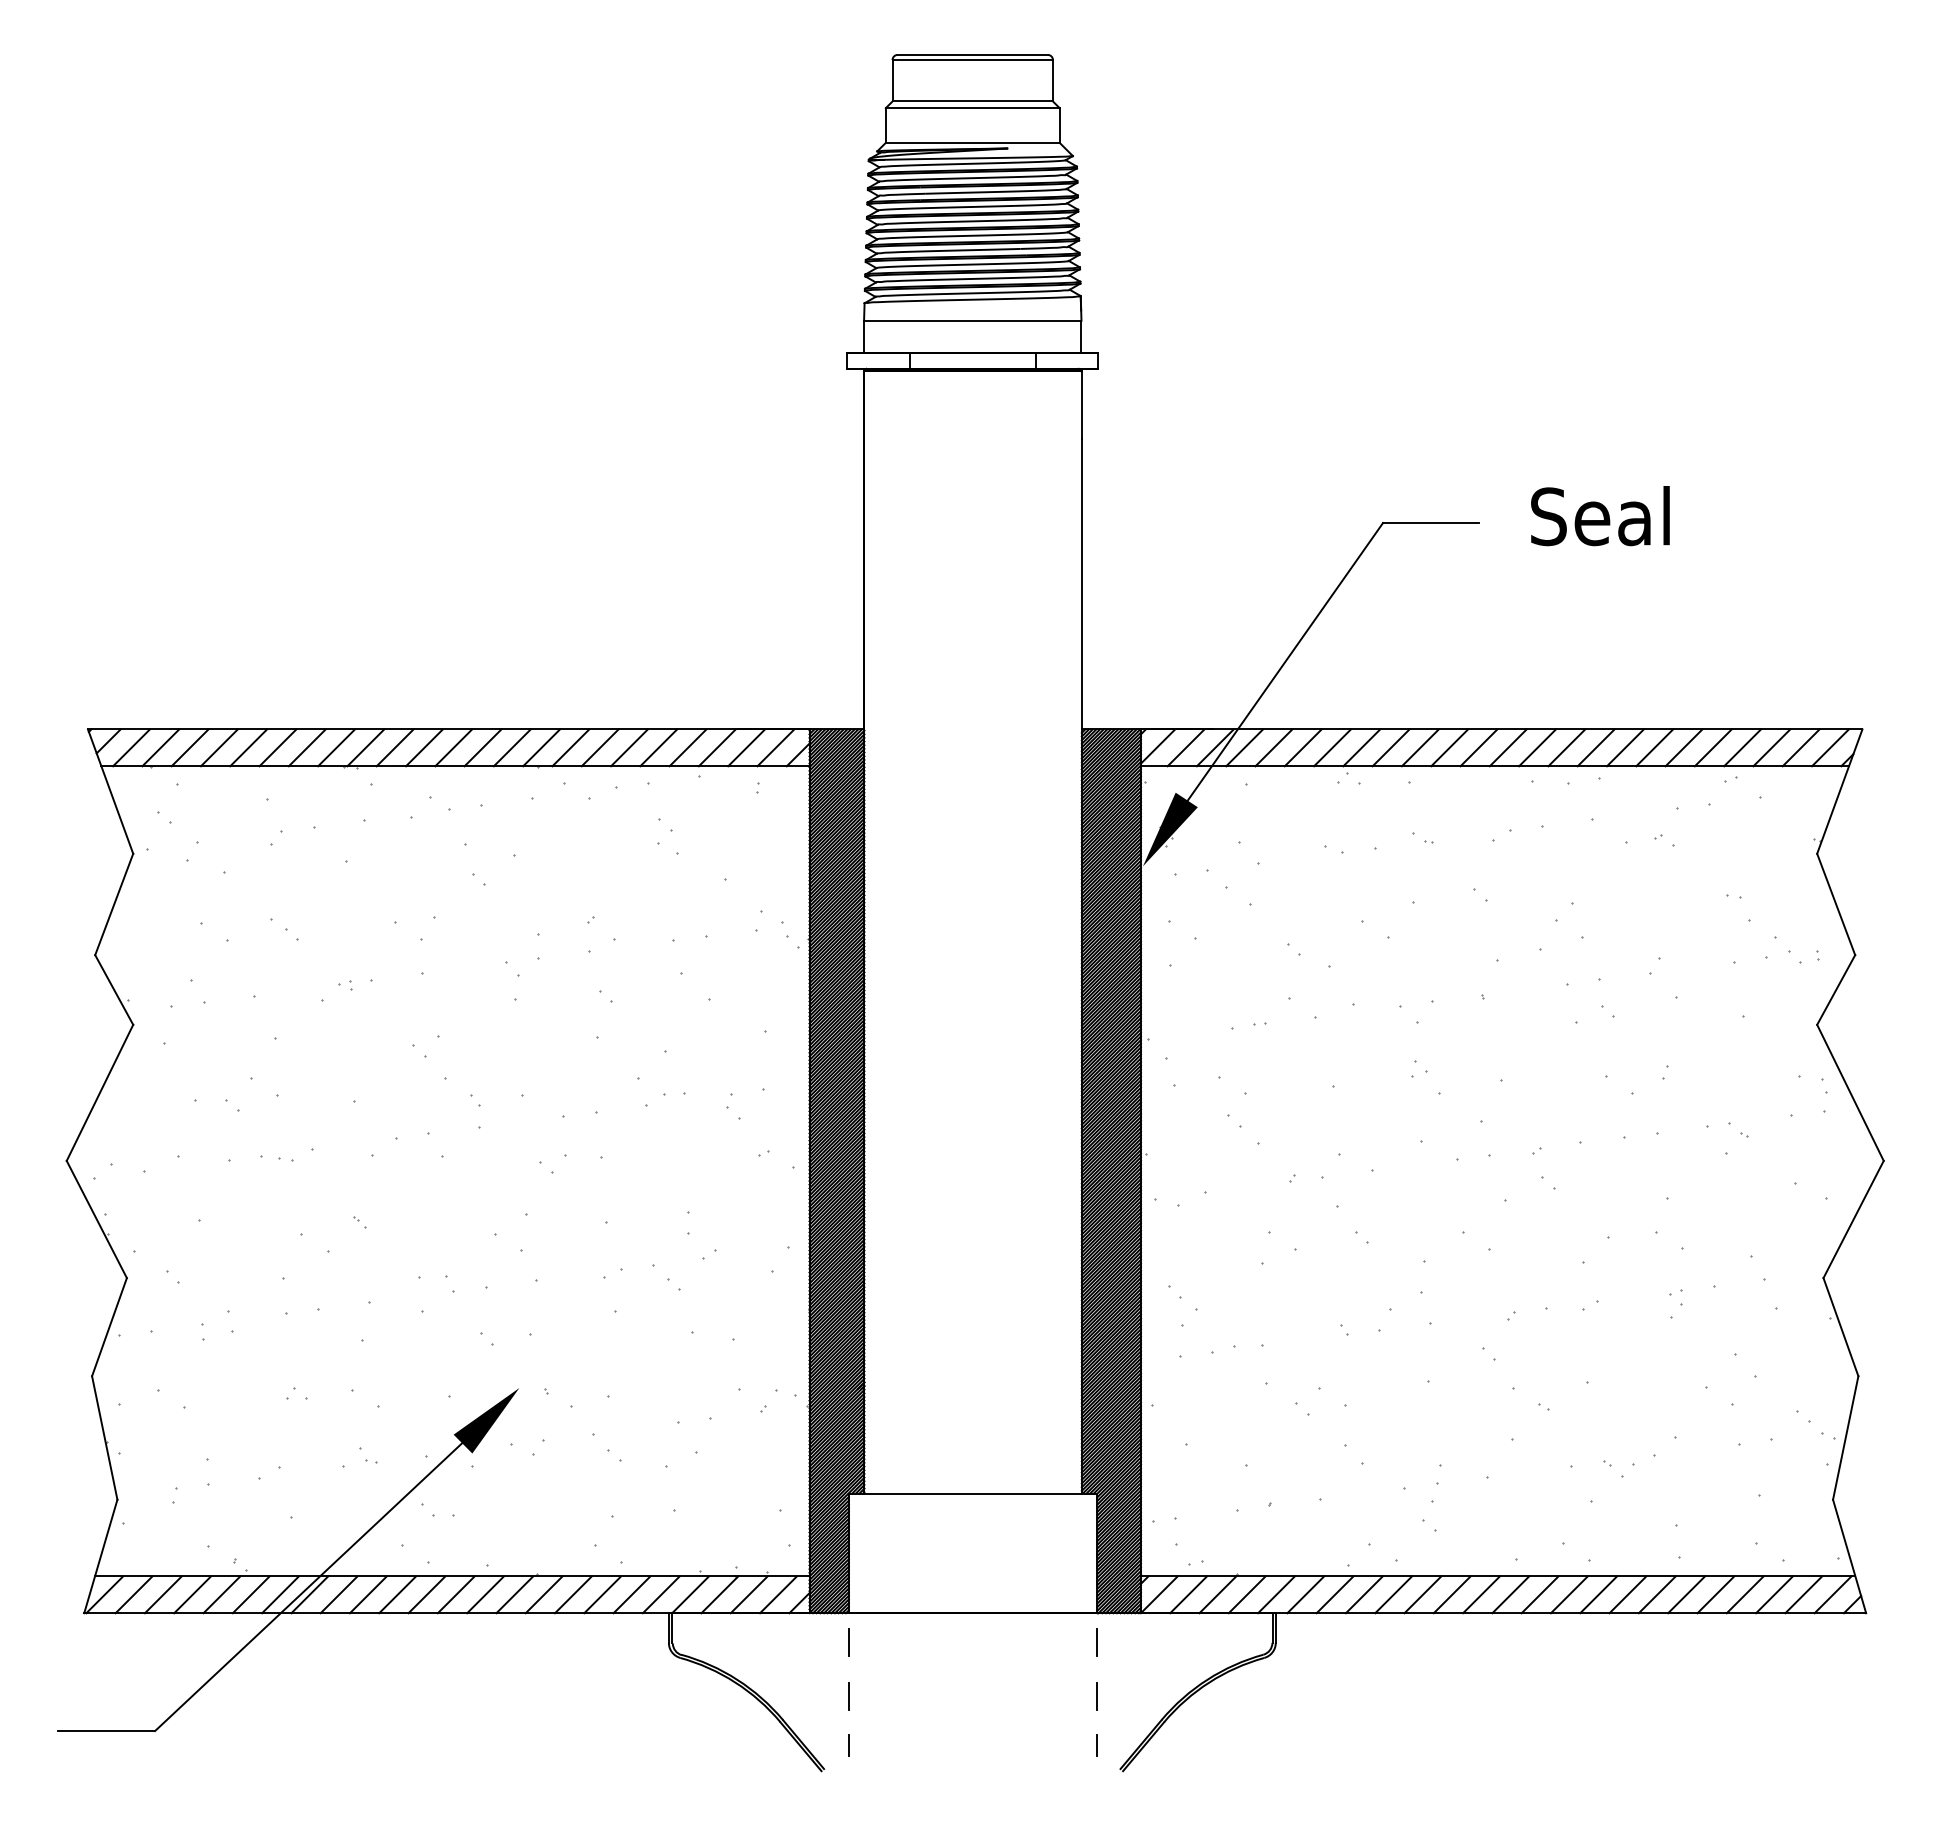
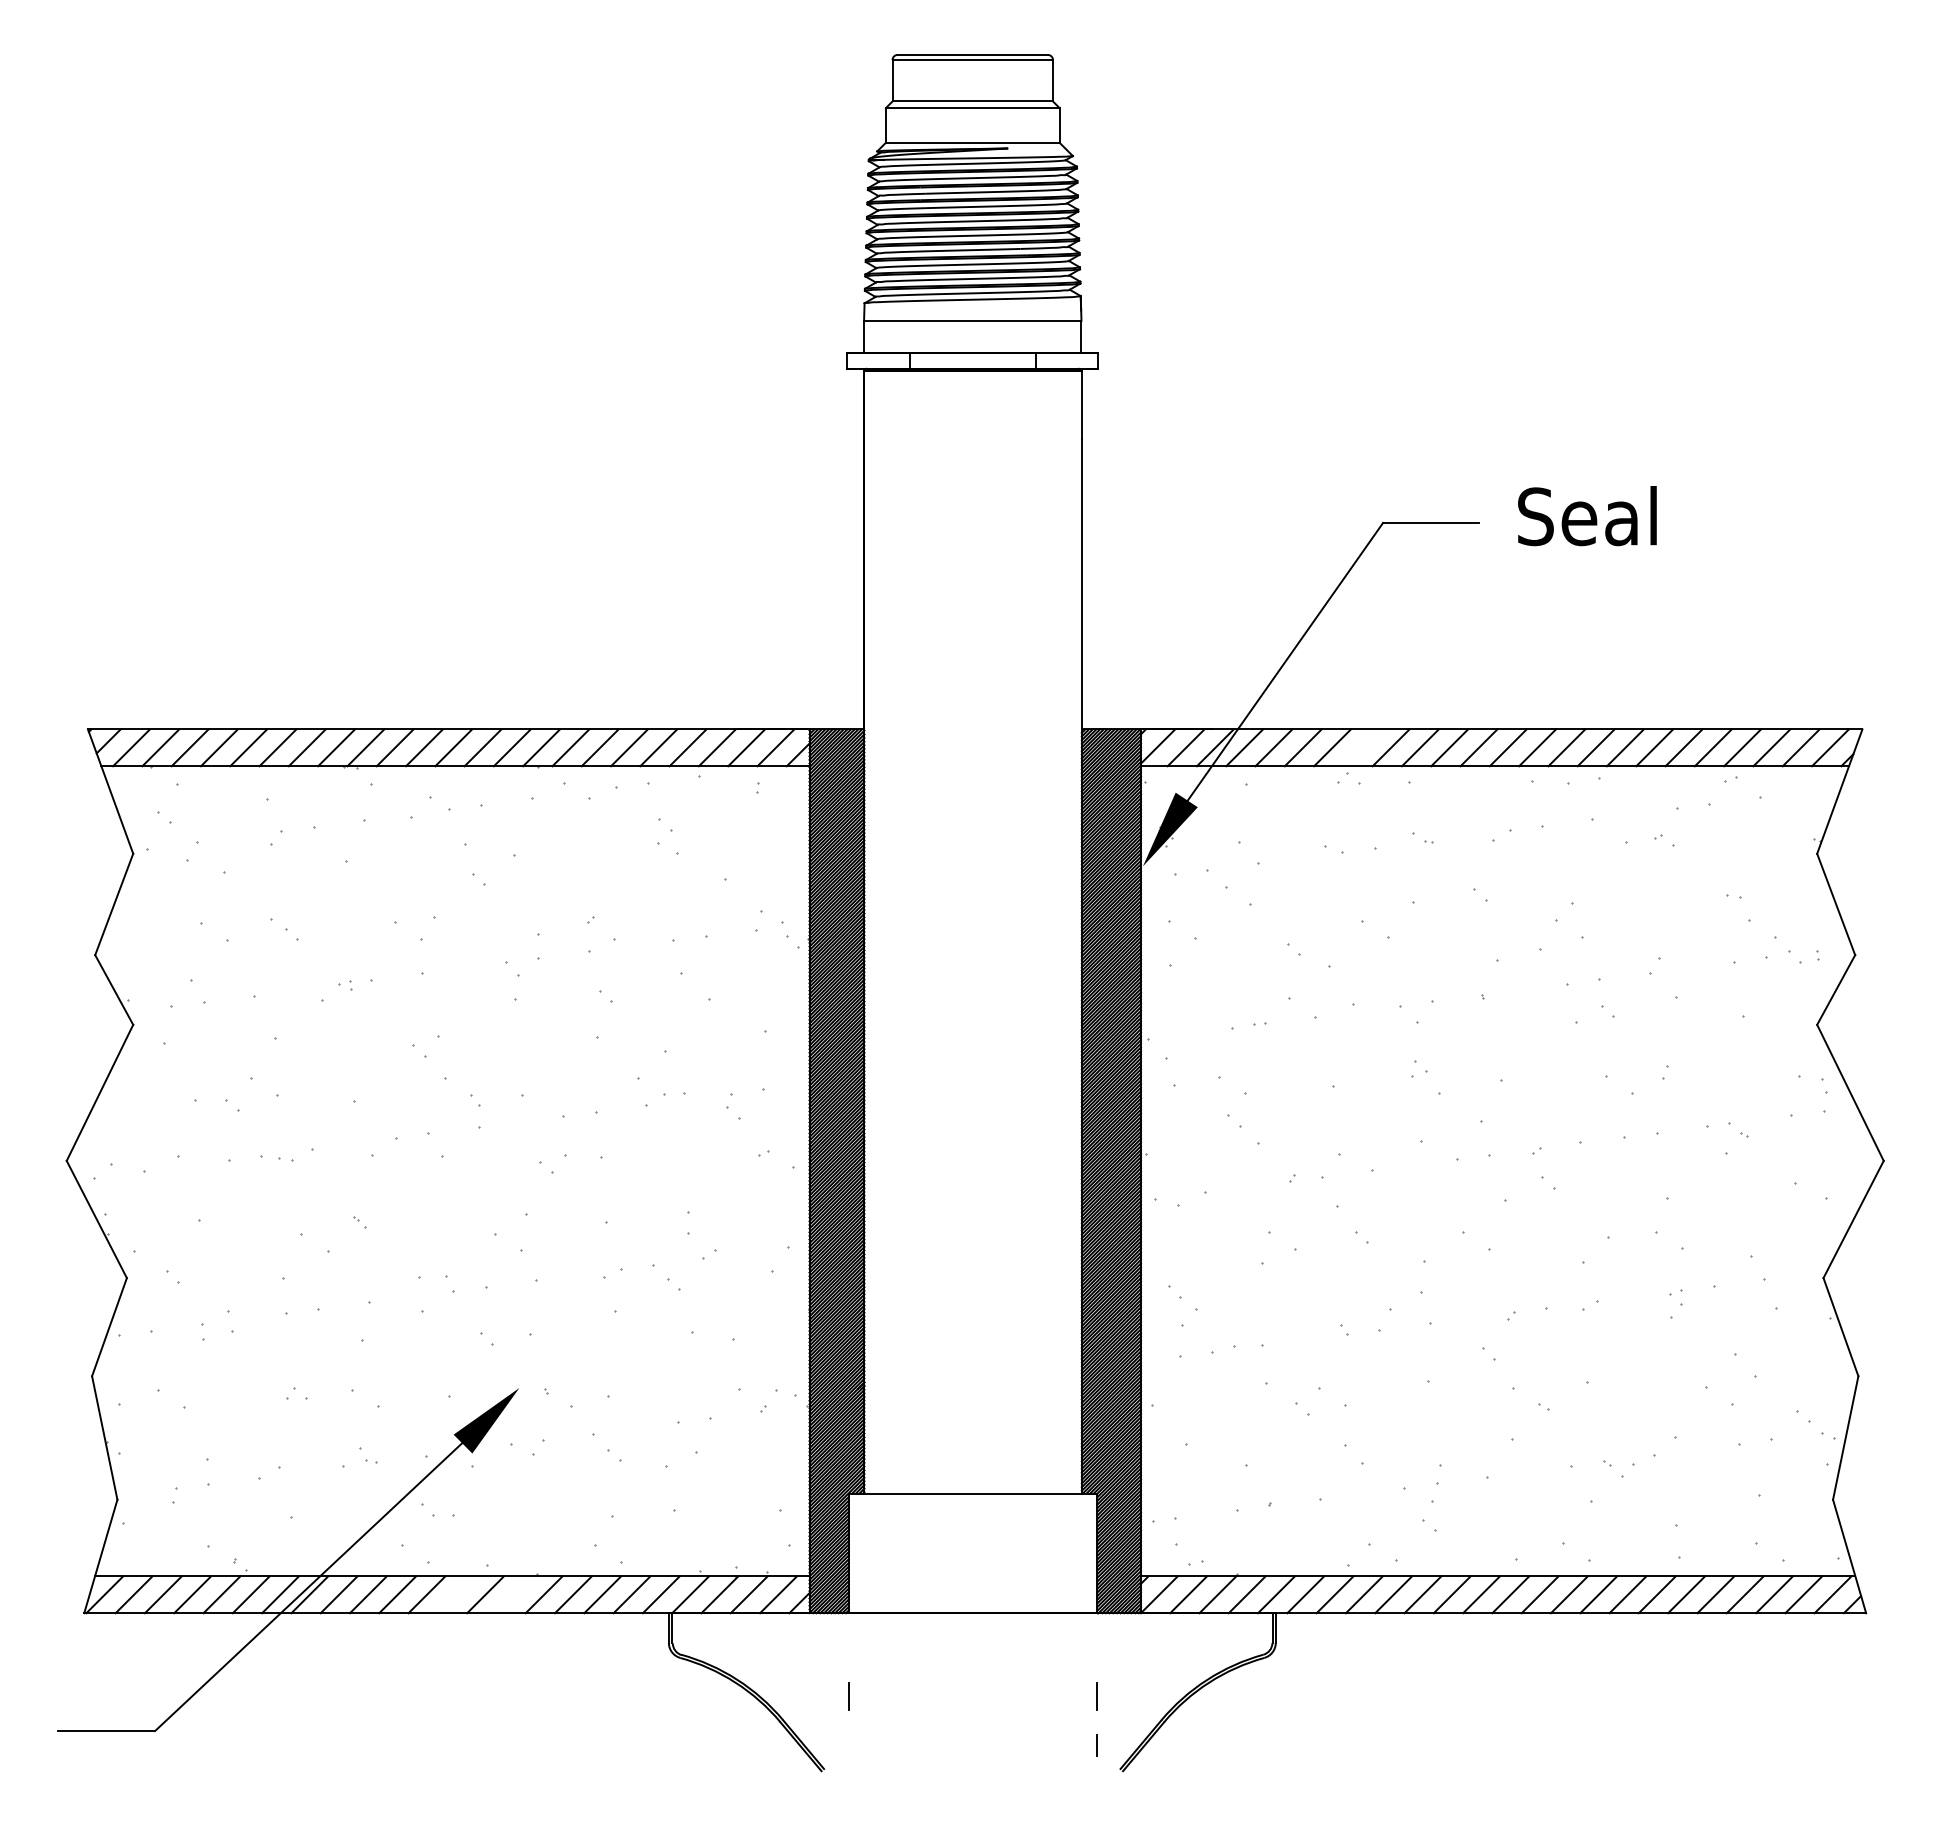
text position: (1600, 516) -> (1587, 516) (1587, 516)
line: present -> none (1361, 747)
line: present -> none (455, 1594)
line: present -> none (514, 1594)
line: present -> none (848, 1642)
line: present -> none (1097, 1642)
line: present -> none (848, 1745)
